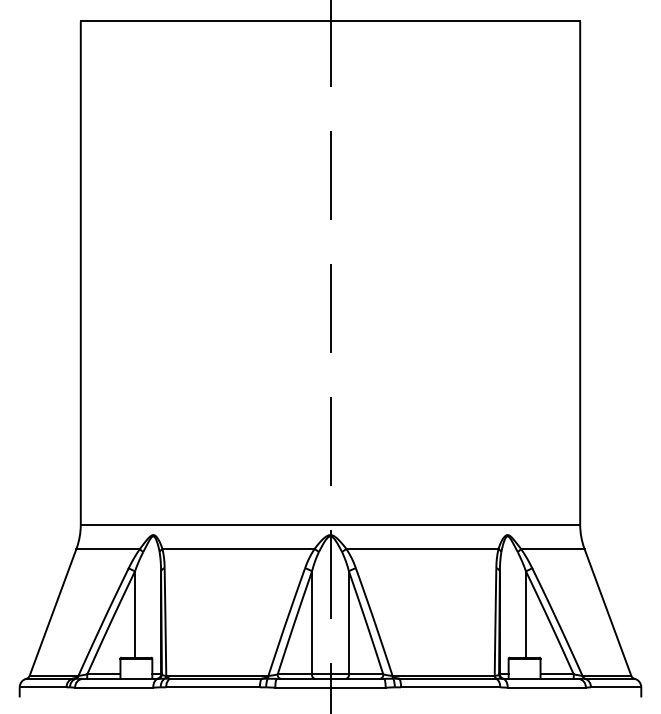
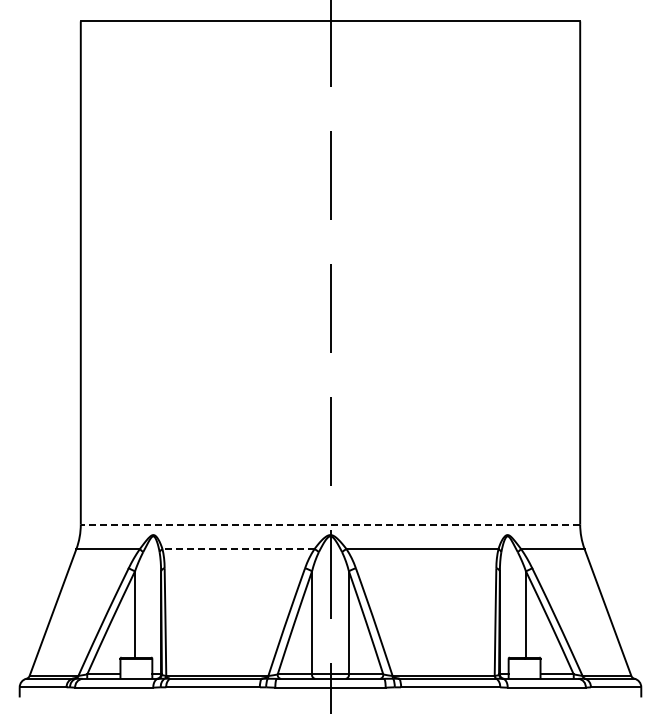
line: solid -> dashed (330, 524)
line: solid -> dashed (238, 549)
